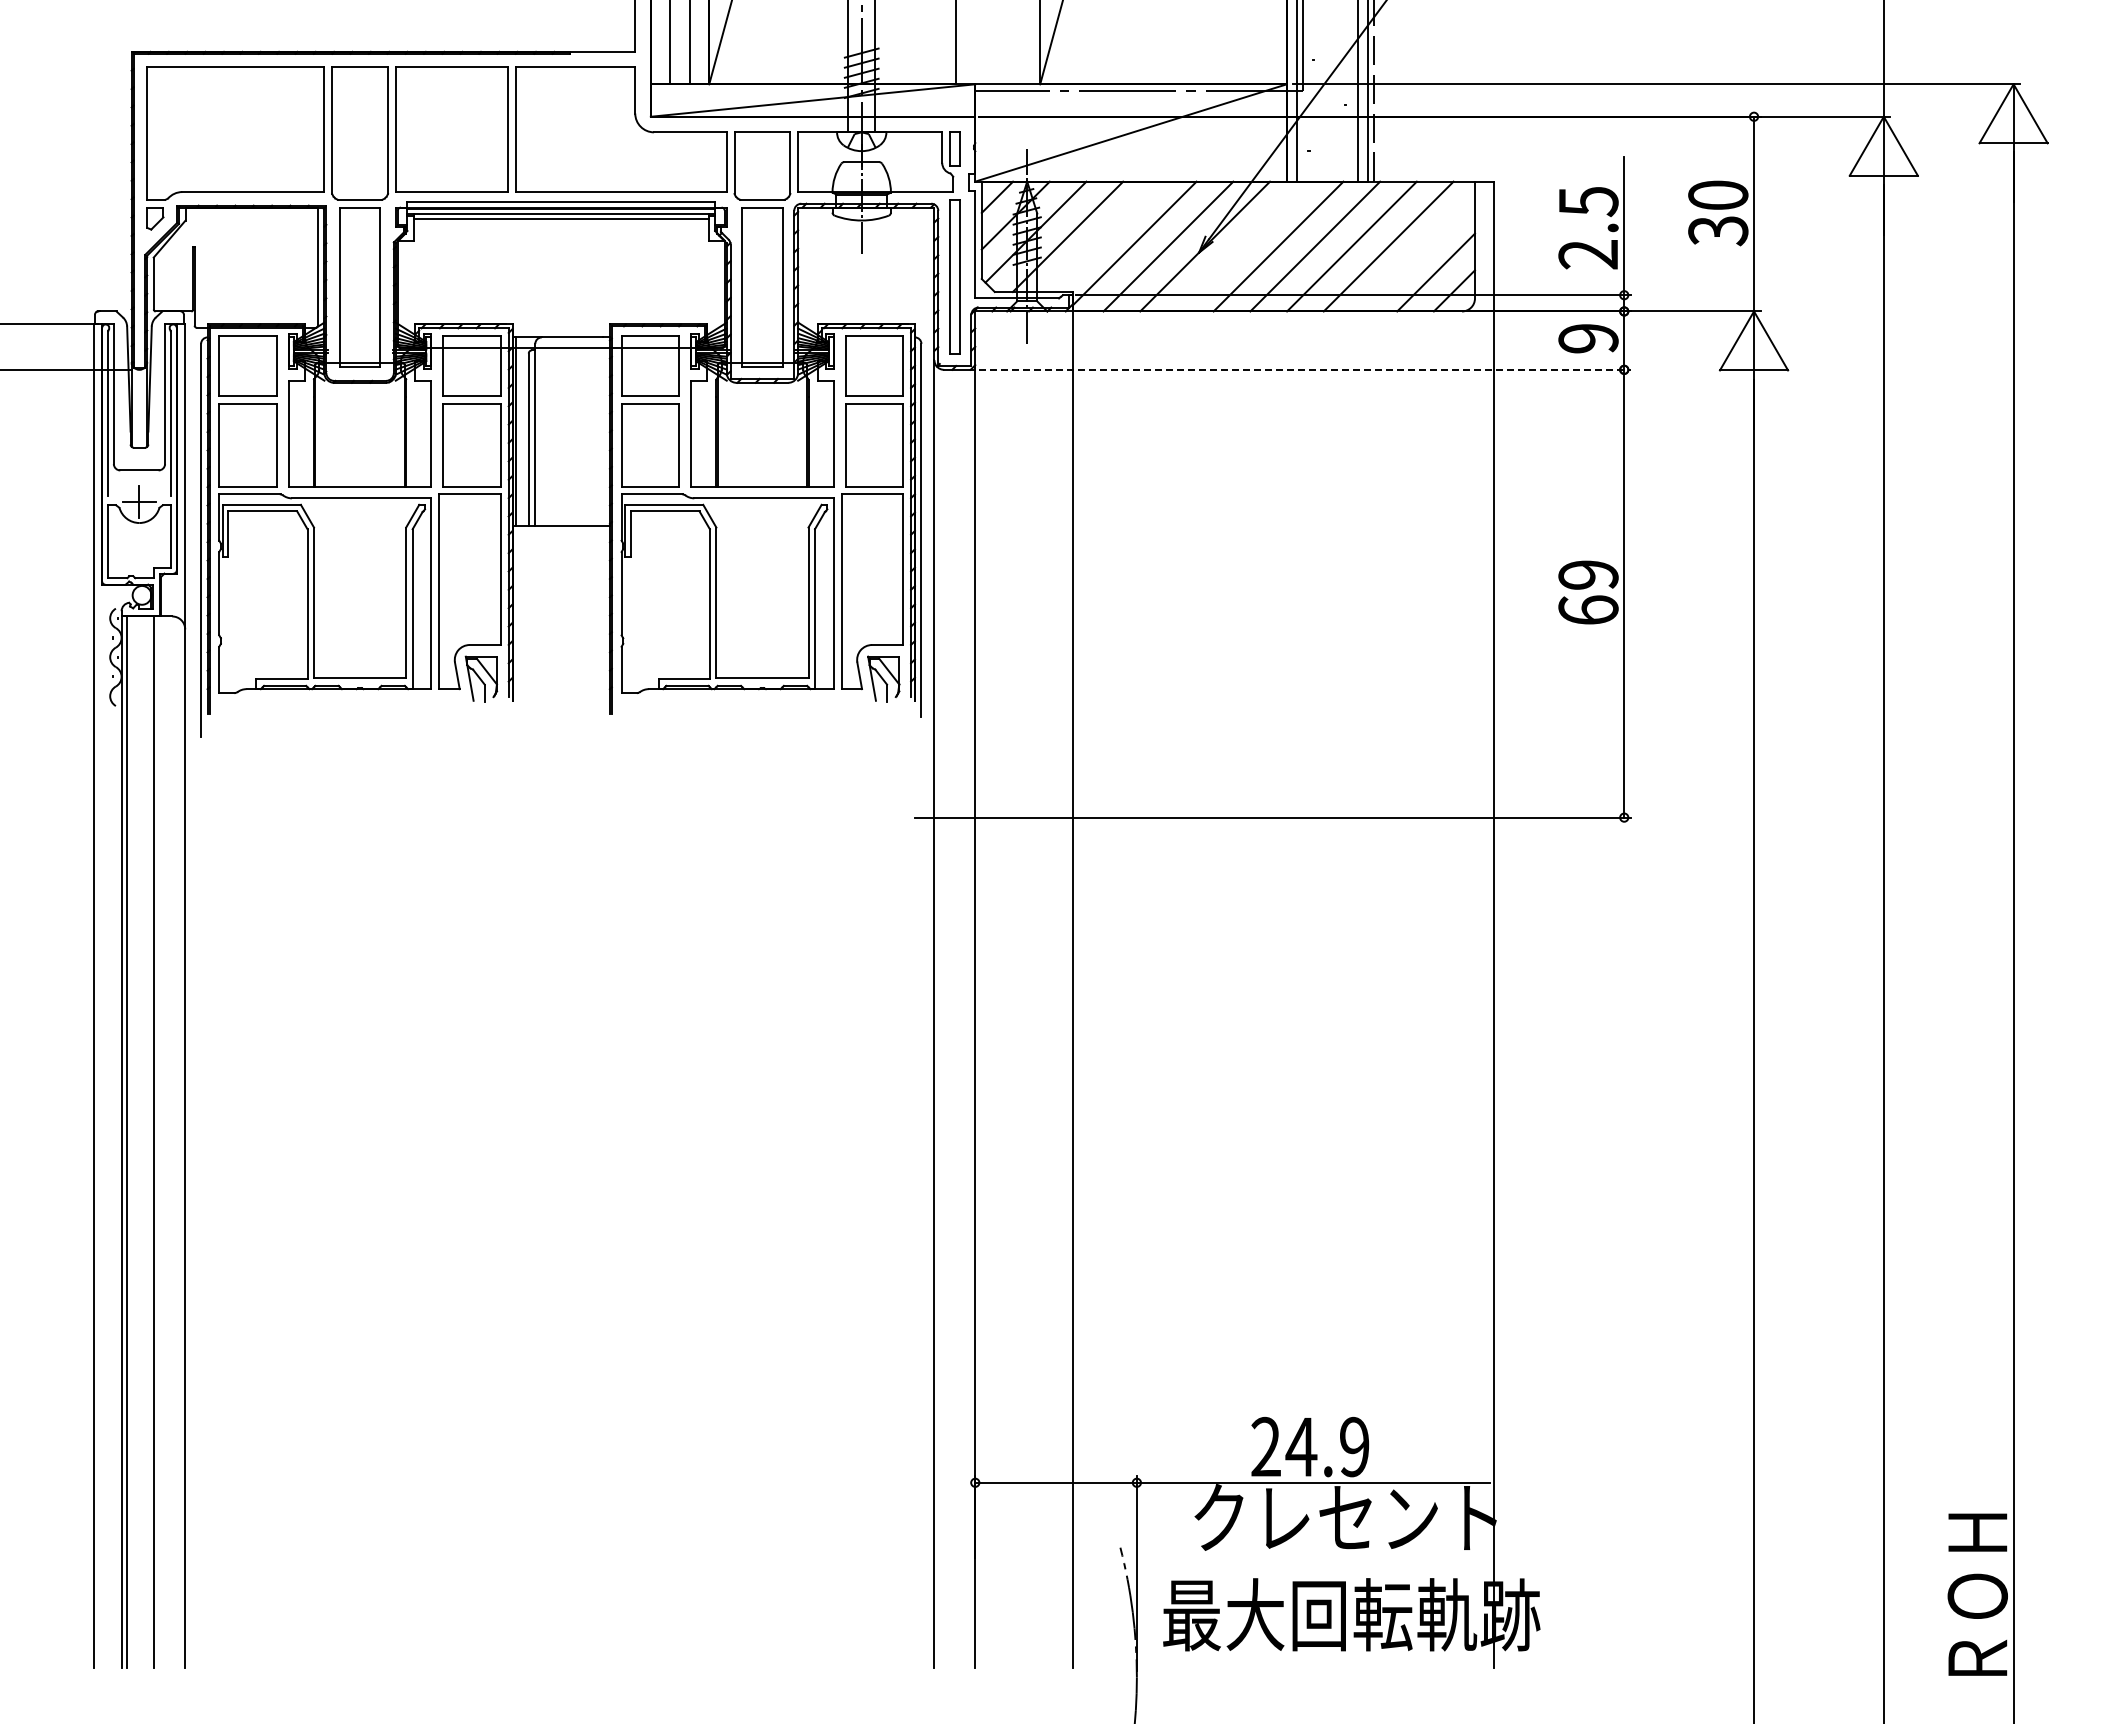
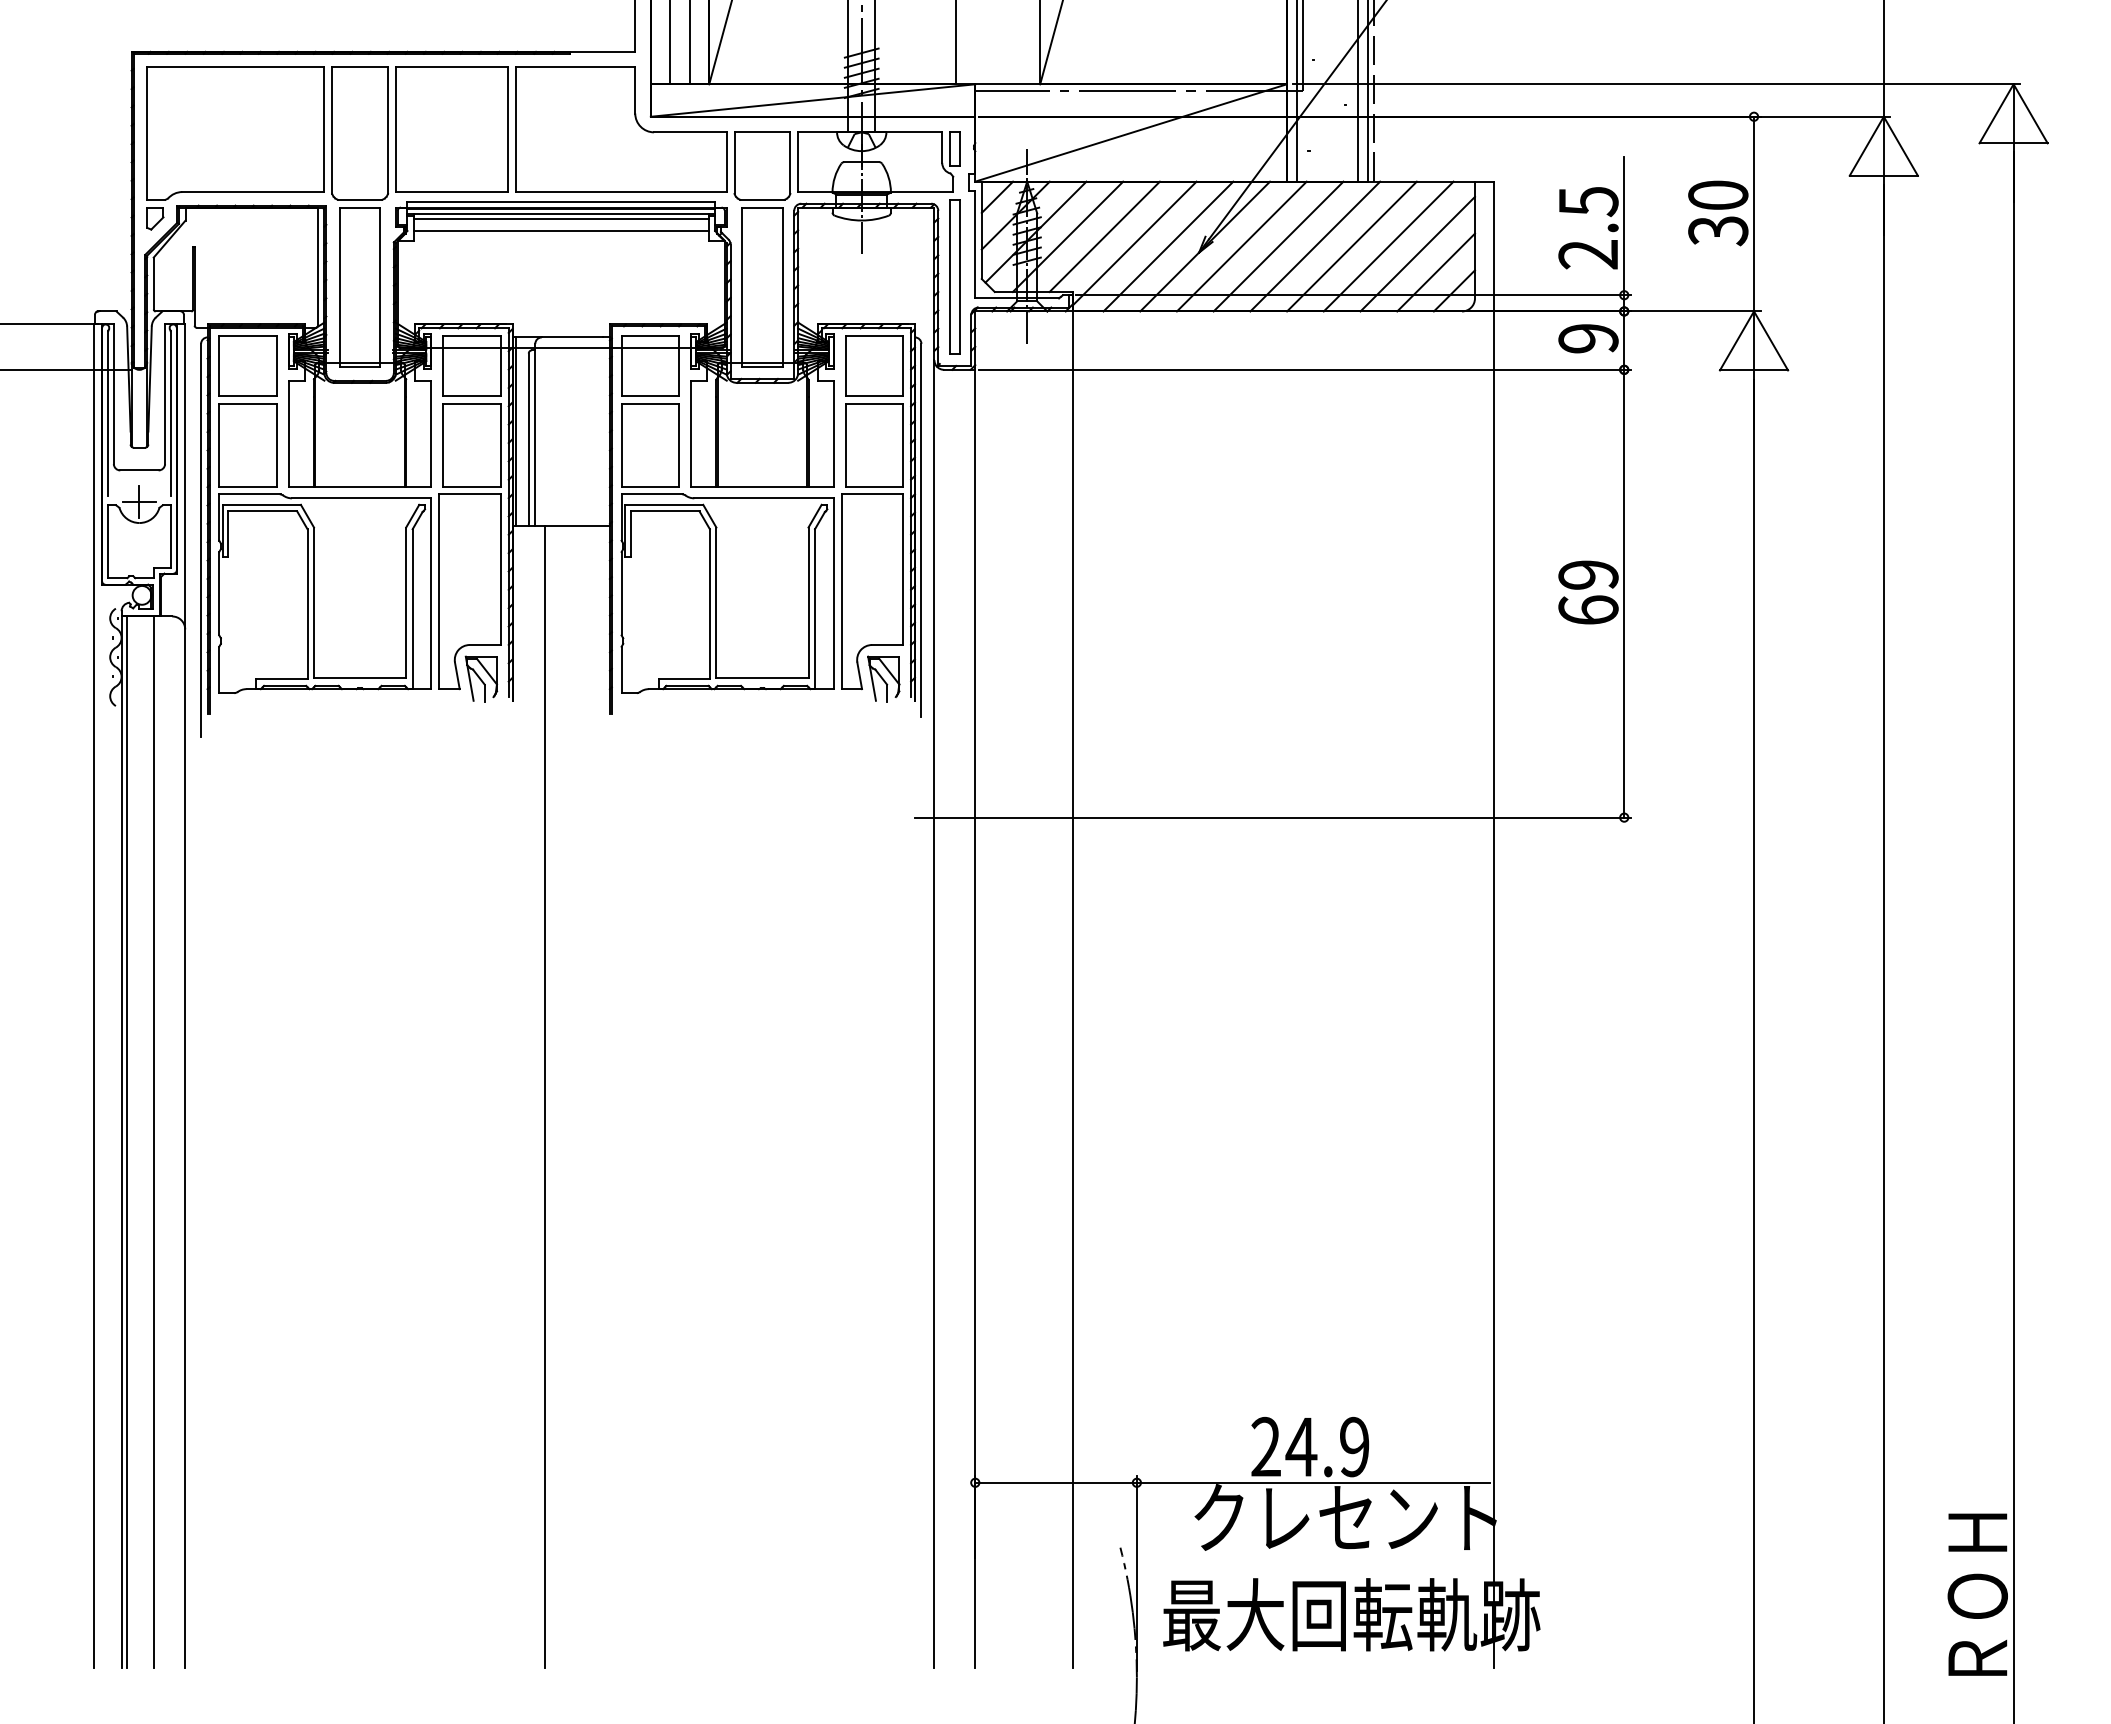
line: none -> present (560, 230)
line: none -> present (1104, 236)
line: none -> present (1241, 246)
line: none -> present (1417, 253)
line: dashed -> solid (1305, 369)
line: none -> present (545, 1096)
